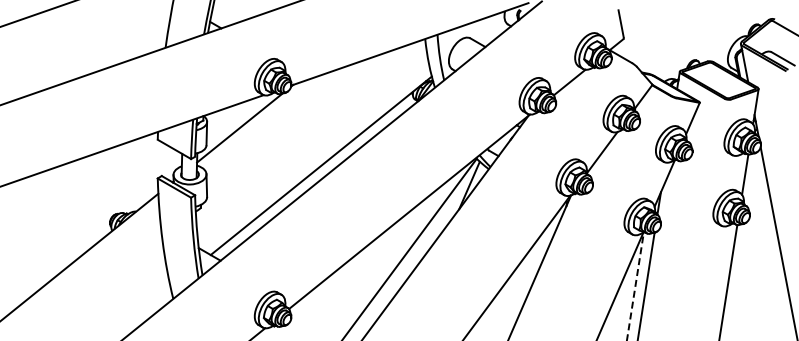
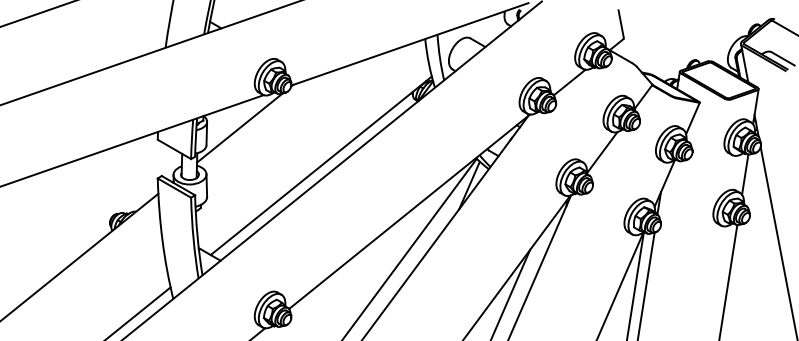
line: dashed -> solid (635, 286)
line: none -> present (511, 293)
line: none -> present (139, 312)
